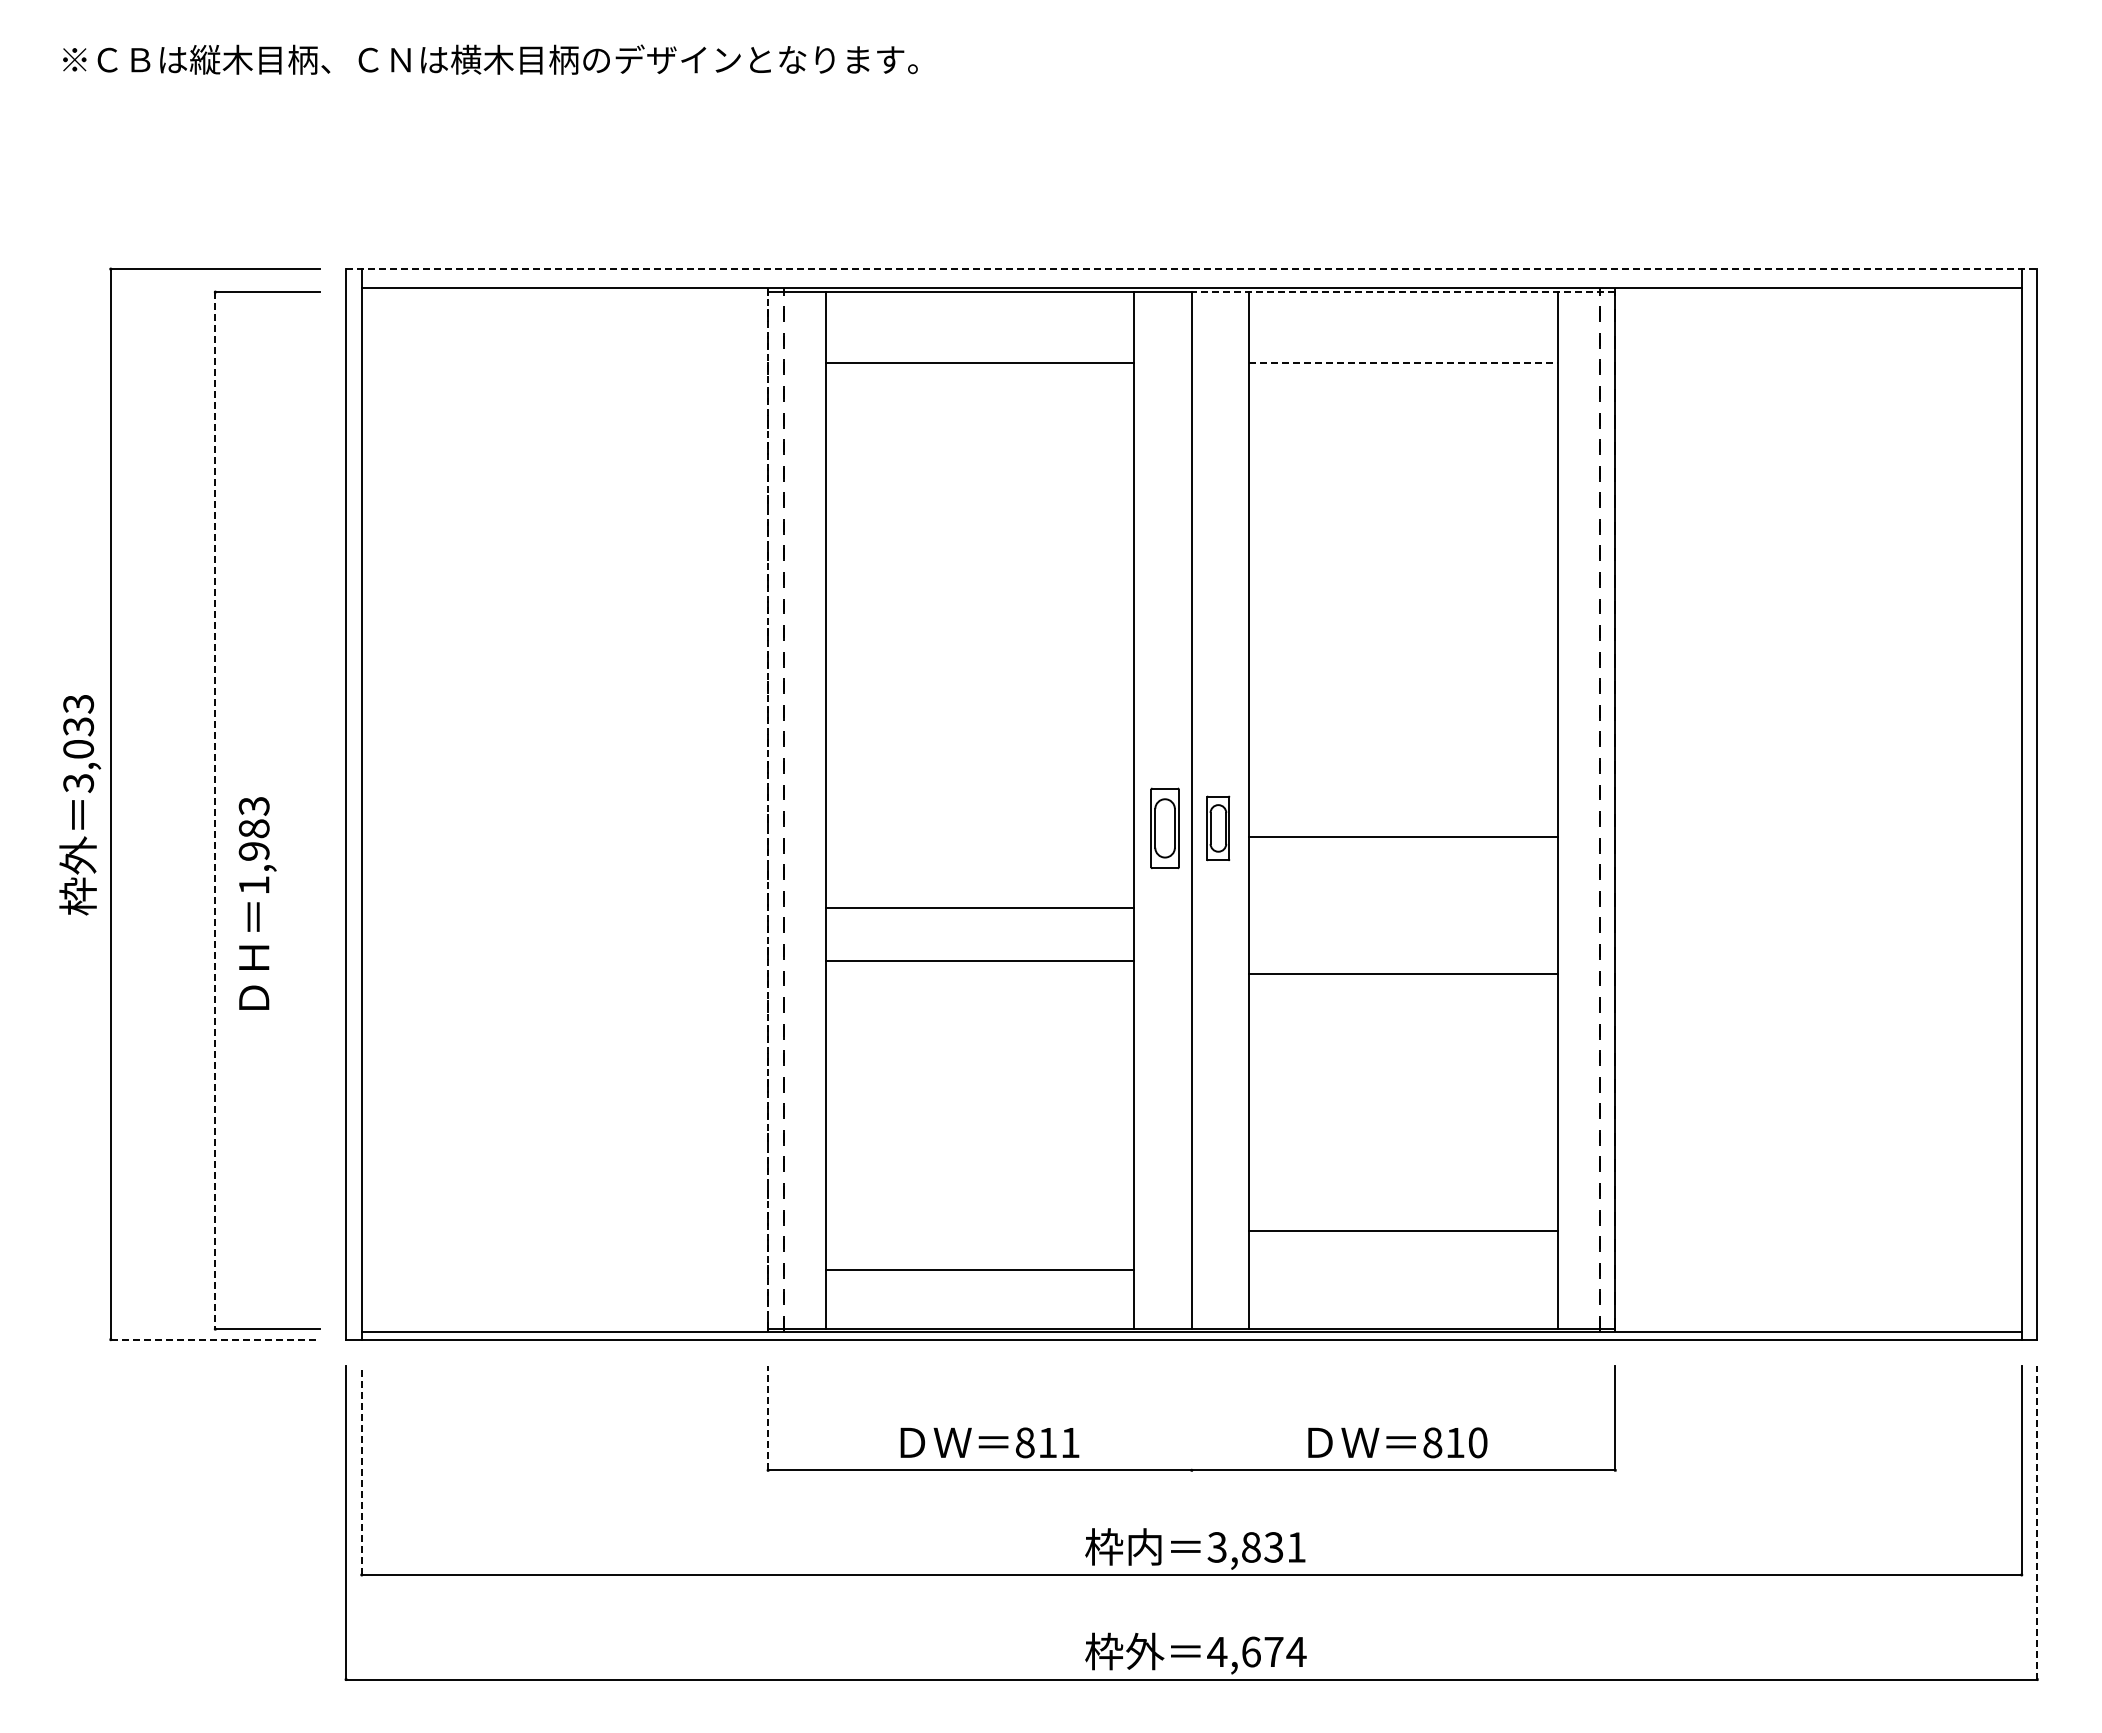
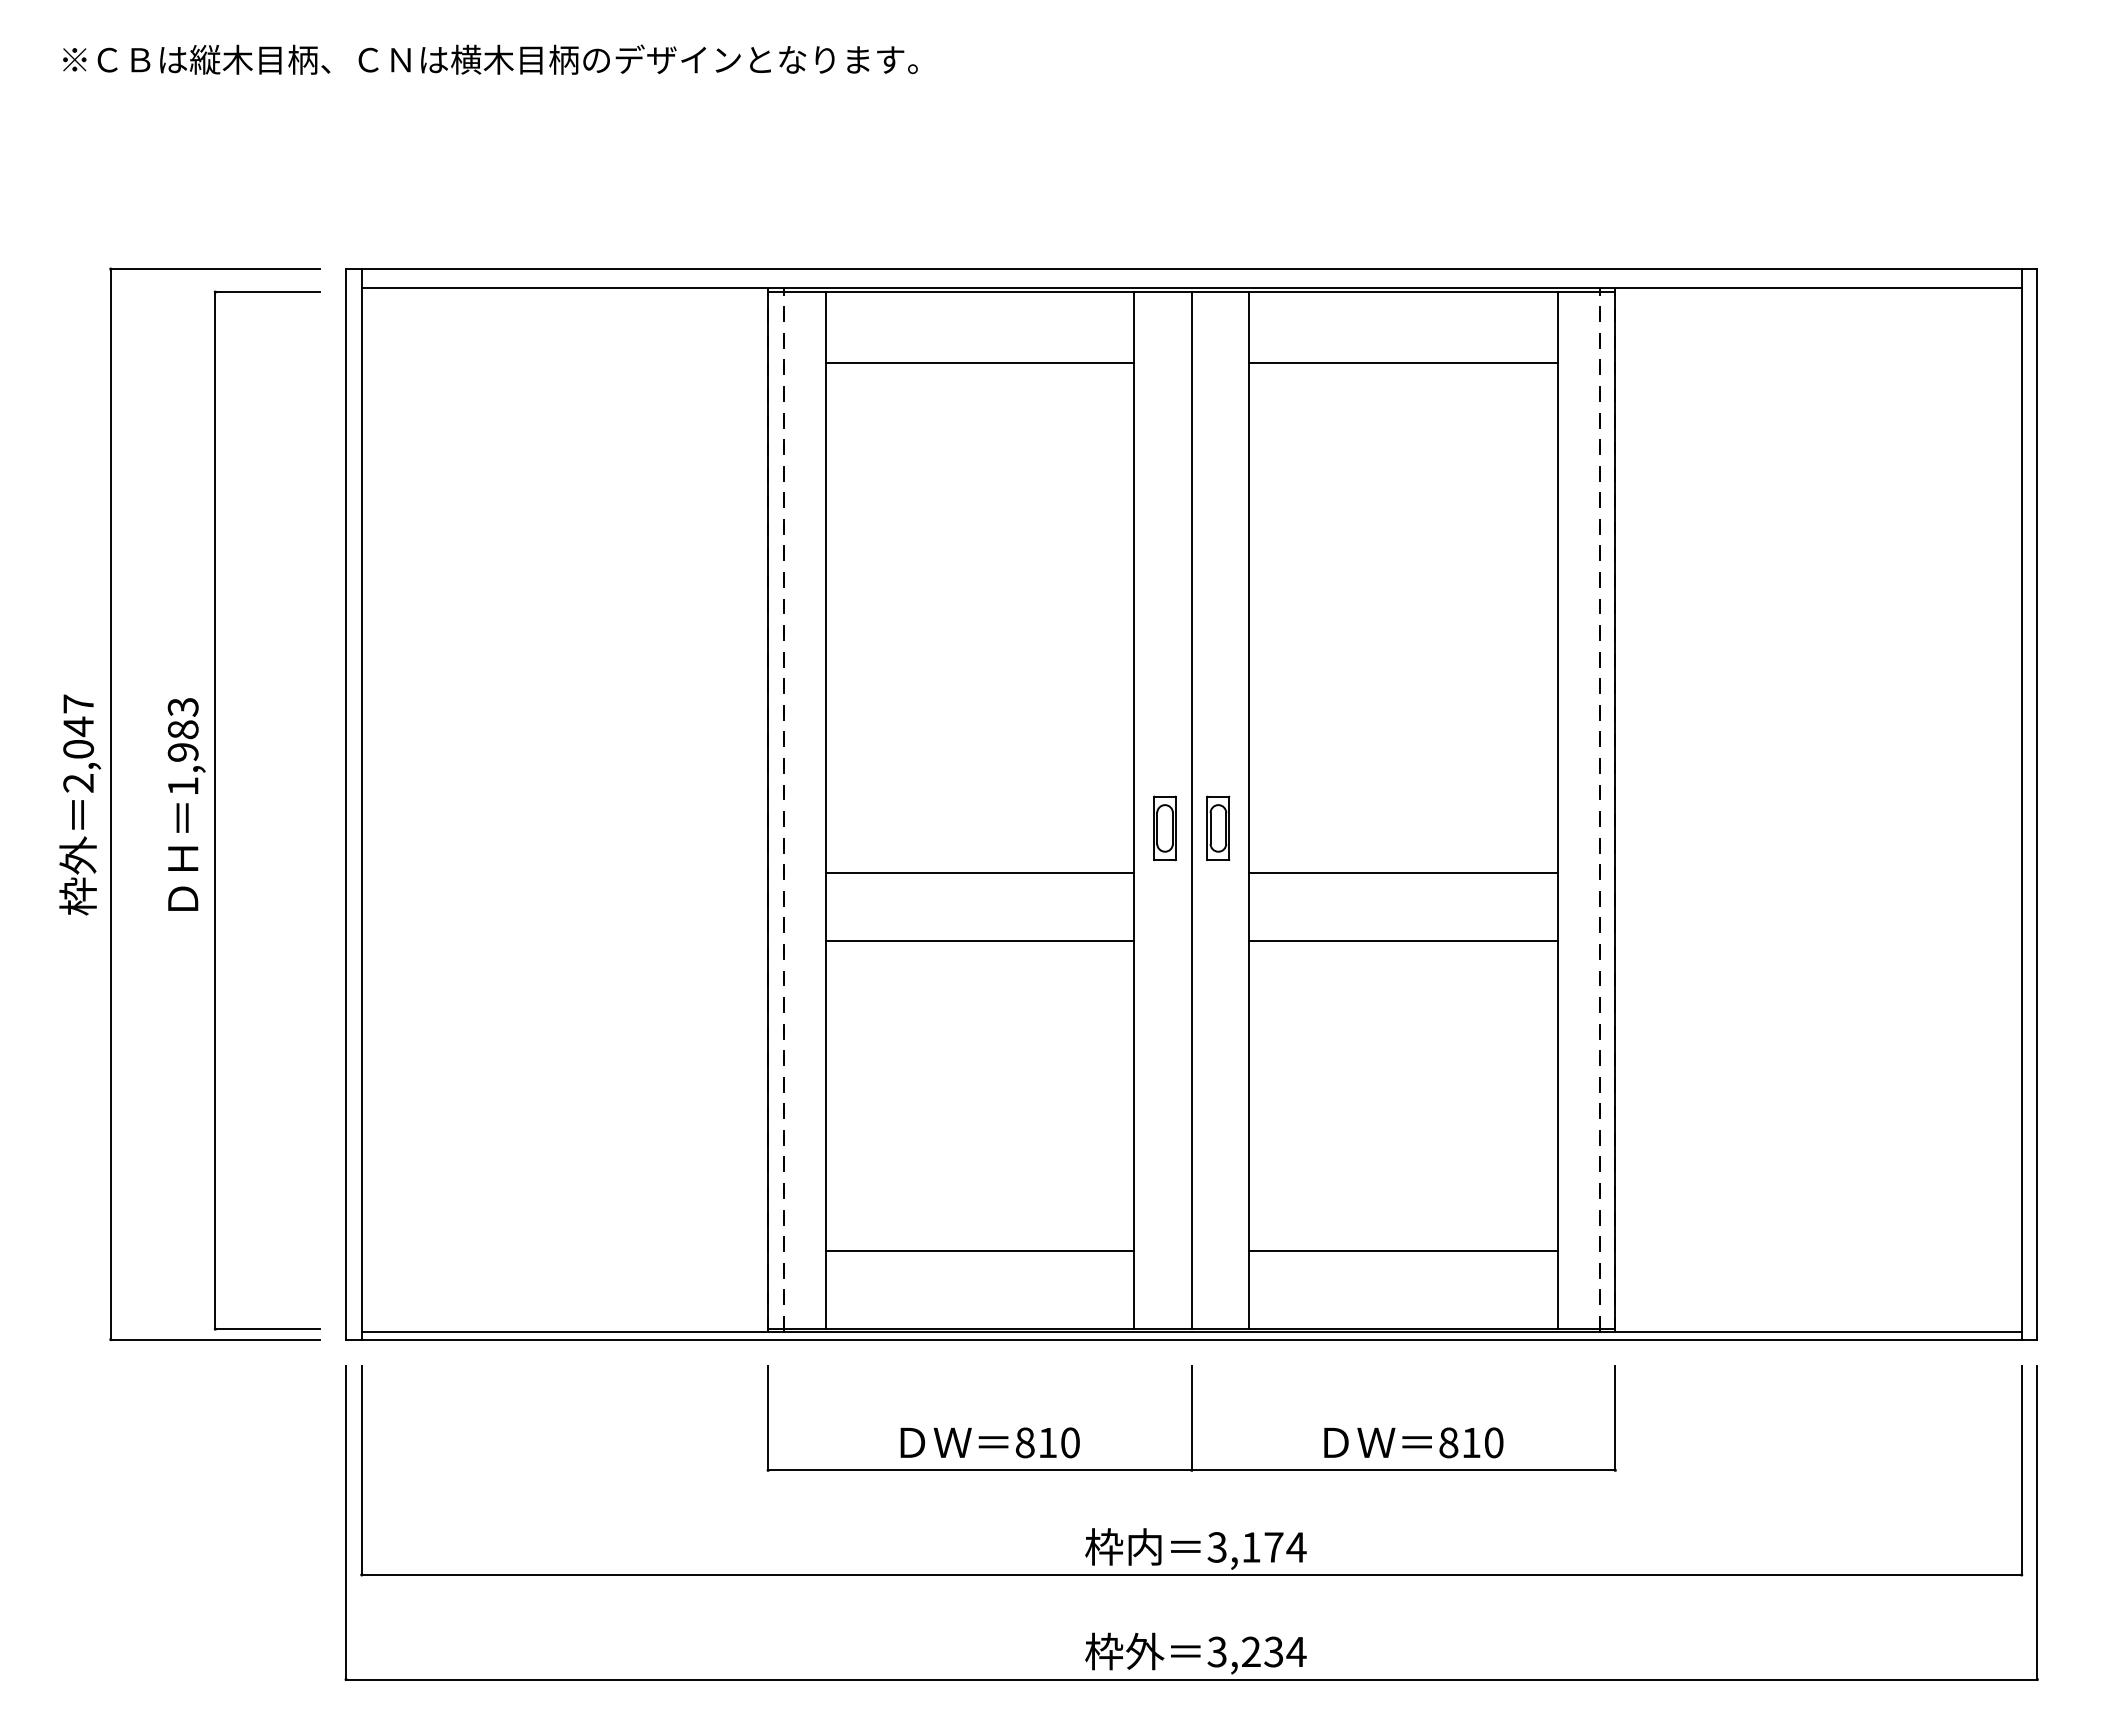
line: dashed -> solid (1191, 269)
line: dashed -> solid (1403, 292)
line: dashed -> solid (1404, 362)
text: 3,033 -> 2,047 (78, 743)
line: dashed -> solid (215, 810)
line: dashed -> solid (768, 810)
part size: 30x83 px -> 24x67 px (1164, 828)
line position: (1403, 836) -> (1403, 872) (1403, 872)
text position: (257, 903) -> (186, 804) (186, 804)
line position: (979, 907) -> (979, 872) (979, 872)
line position: (979, 960) -> (979, 940) (979, 940)
line position: (1403, 973) -> (1403, 940) (1403, 940)
line position: (1403, 1230) -> (1403, 1250) (1403, 1250)
line position: (979, 1269) -> (979, 1250) (979, 1250)
line: dashed -> solid (215, 1339)
line: dashed -> solid (768, 1417)
line: none -> present (1191, 1417)
text: 811 -> 810 (1070, 1442)
text position: (1397, 1442) -> (1413, 1442) (1413, 1442)
line: dashed -> solid (361, 1470)
line: dashed -> solid (2037, 1522)
text: 3,831 -> 3,174 (1274, 1547)
text: 4,674 -> 3,234 (1245, 1651)
